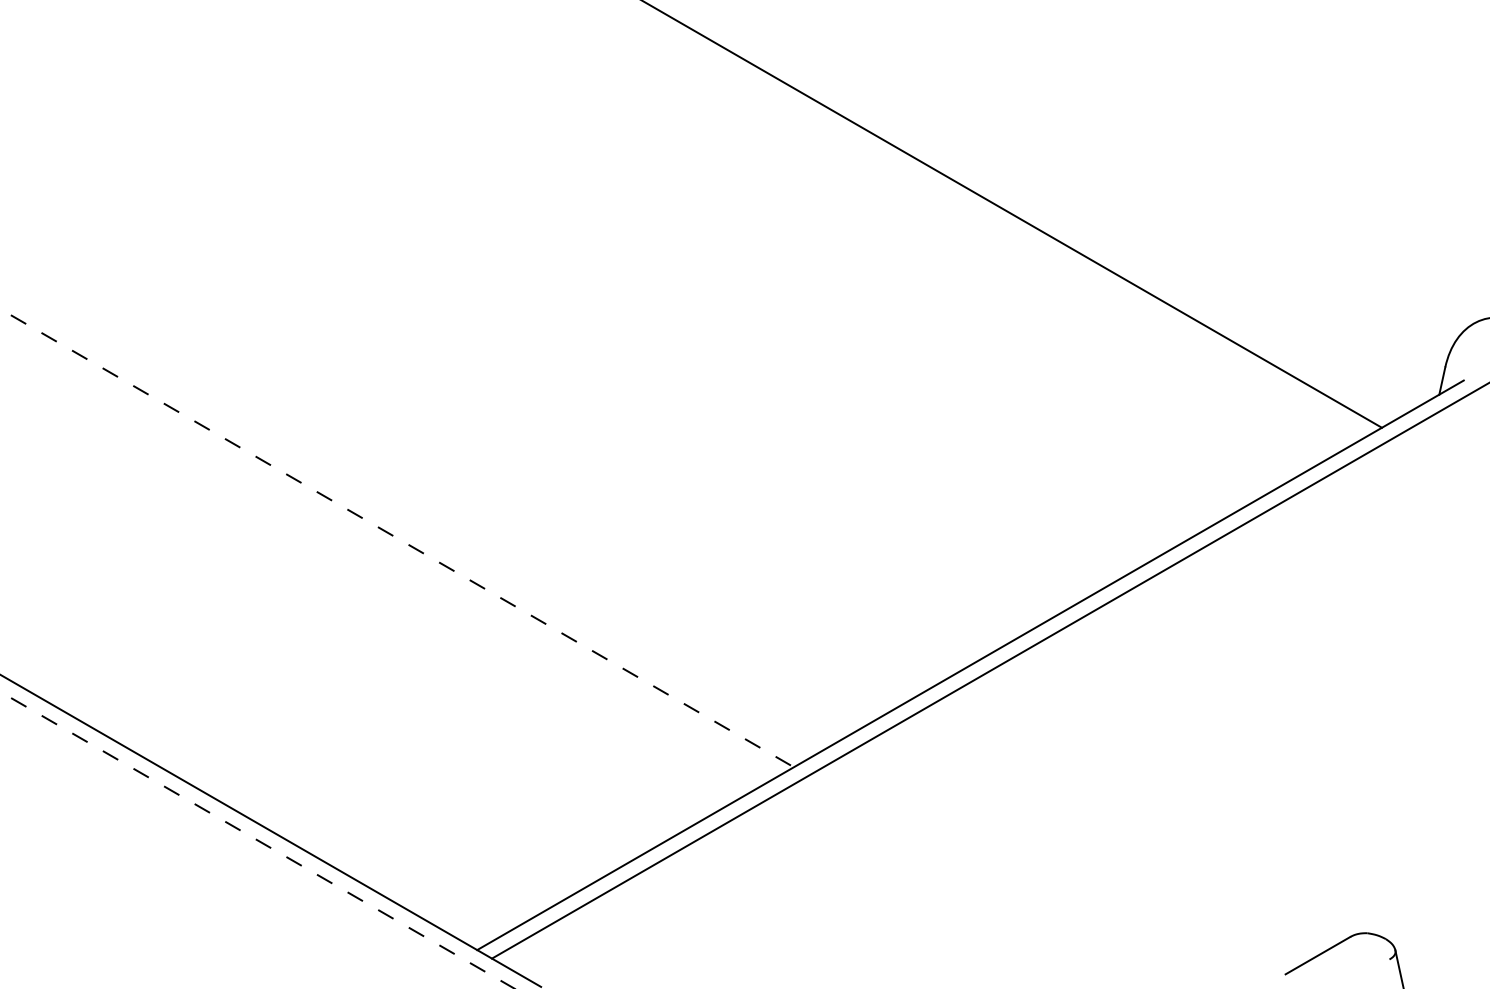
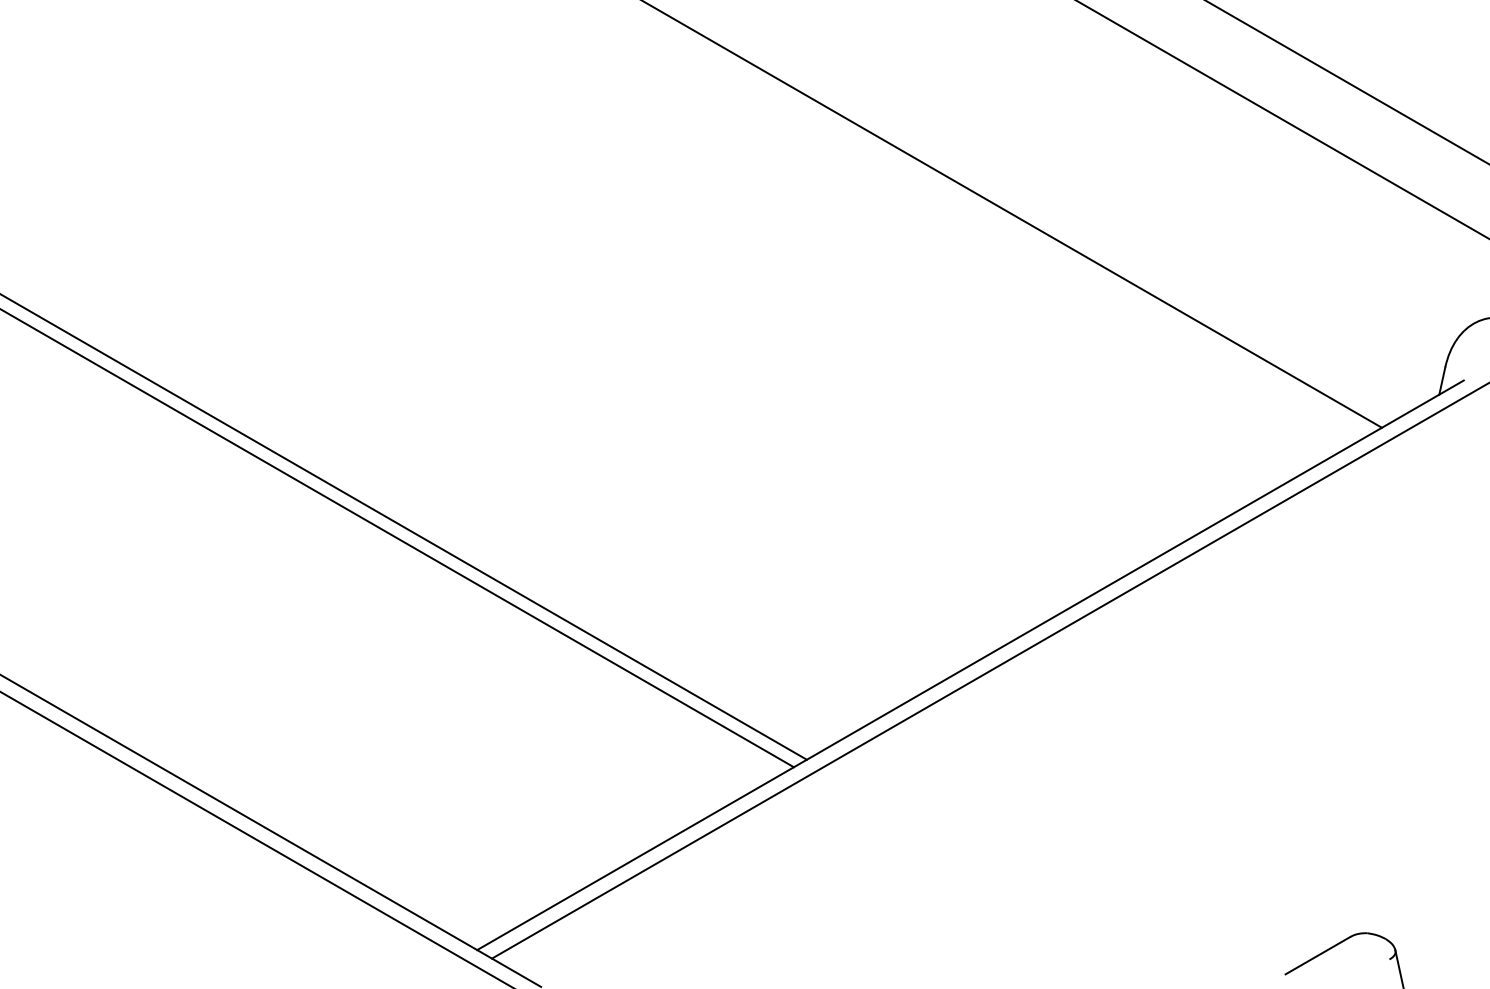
line: none -> present (1347, 82)
line: none -> present (1282, 119)
line: none -> present (404, 527)
line: dashed -> solid (397, 538)
line: dashed -> solid (257, 840)
